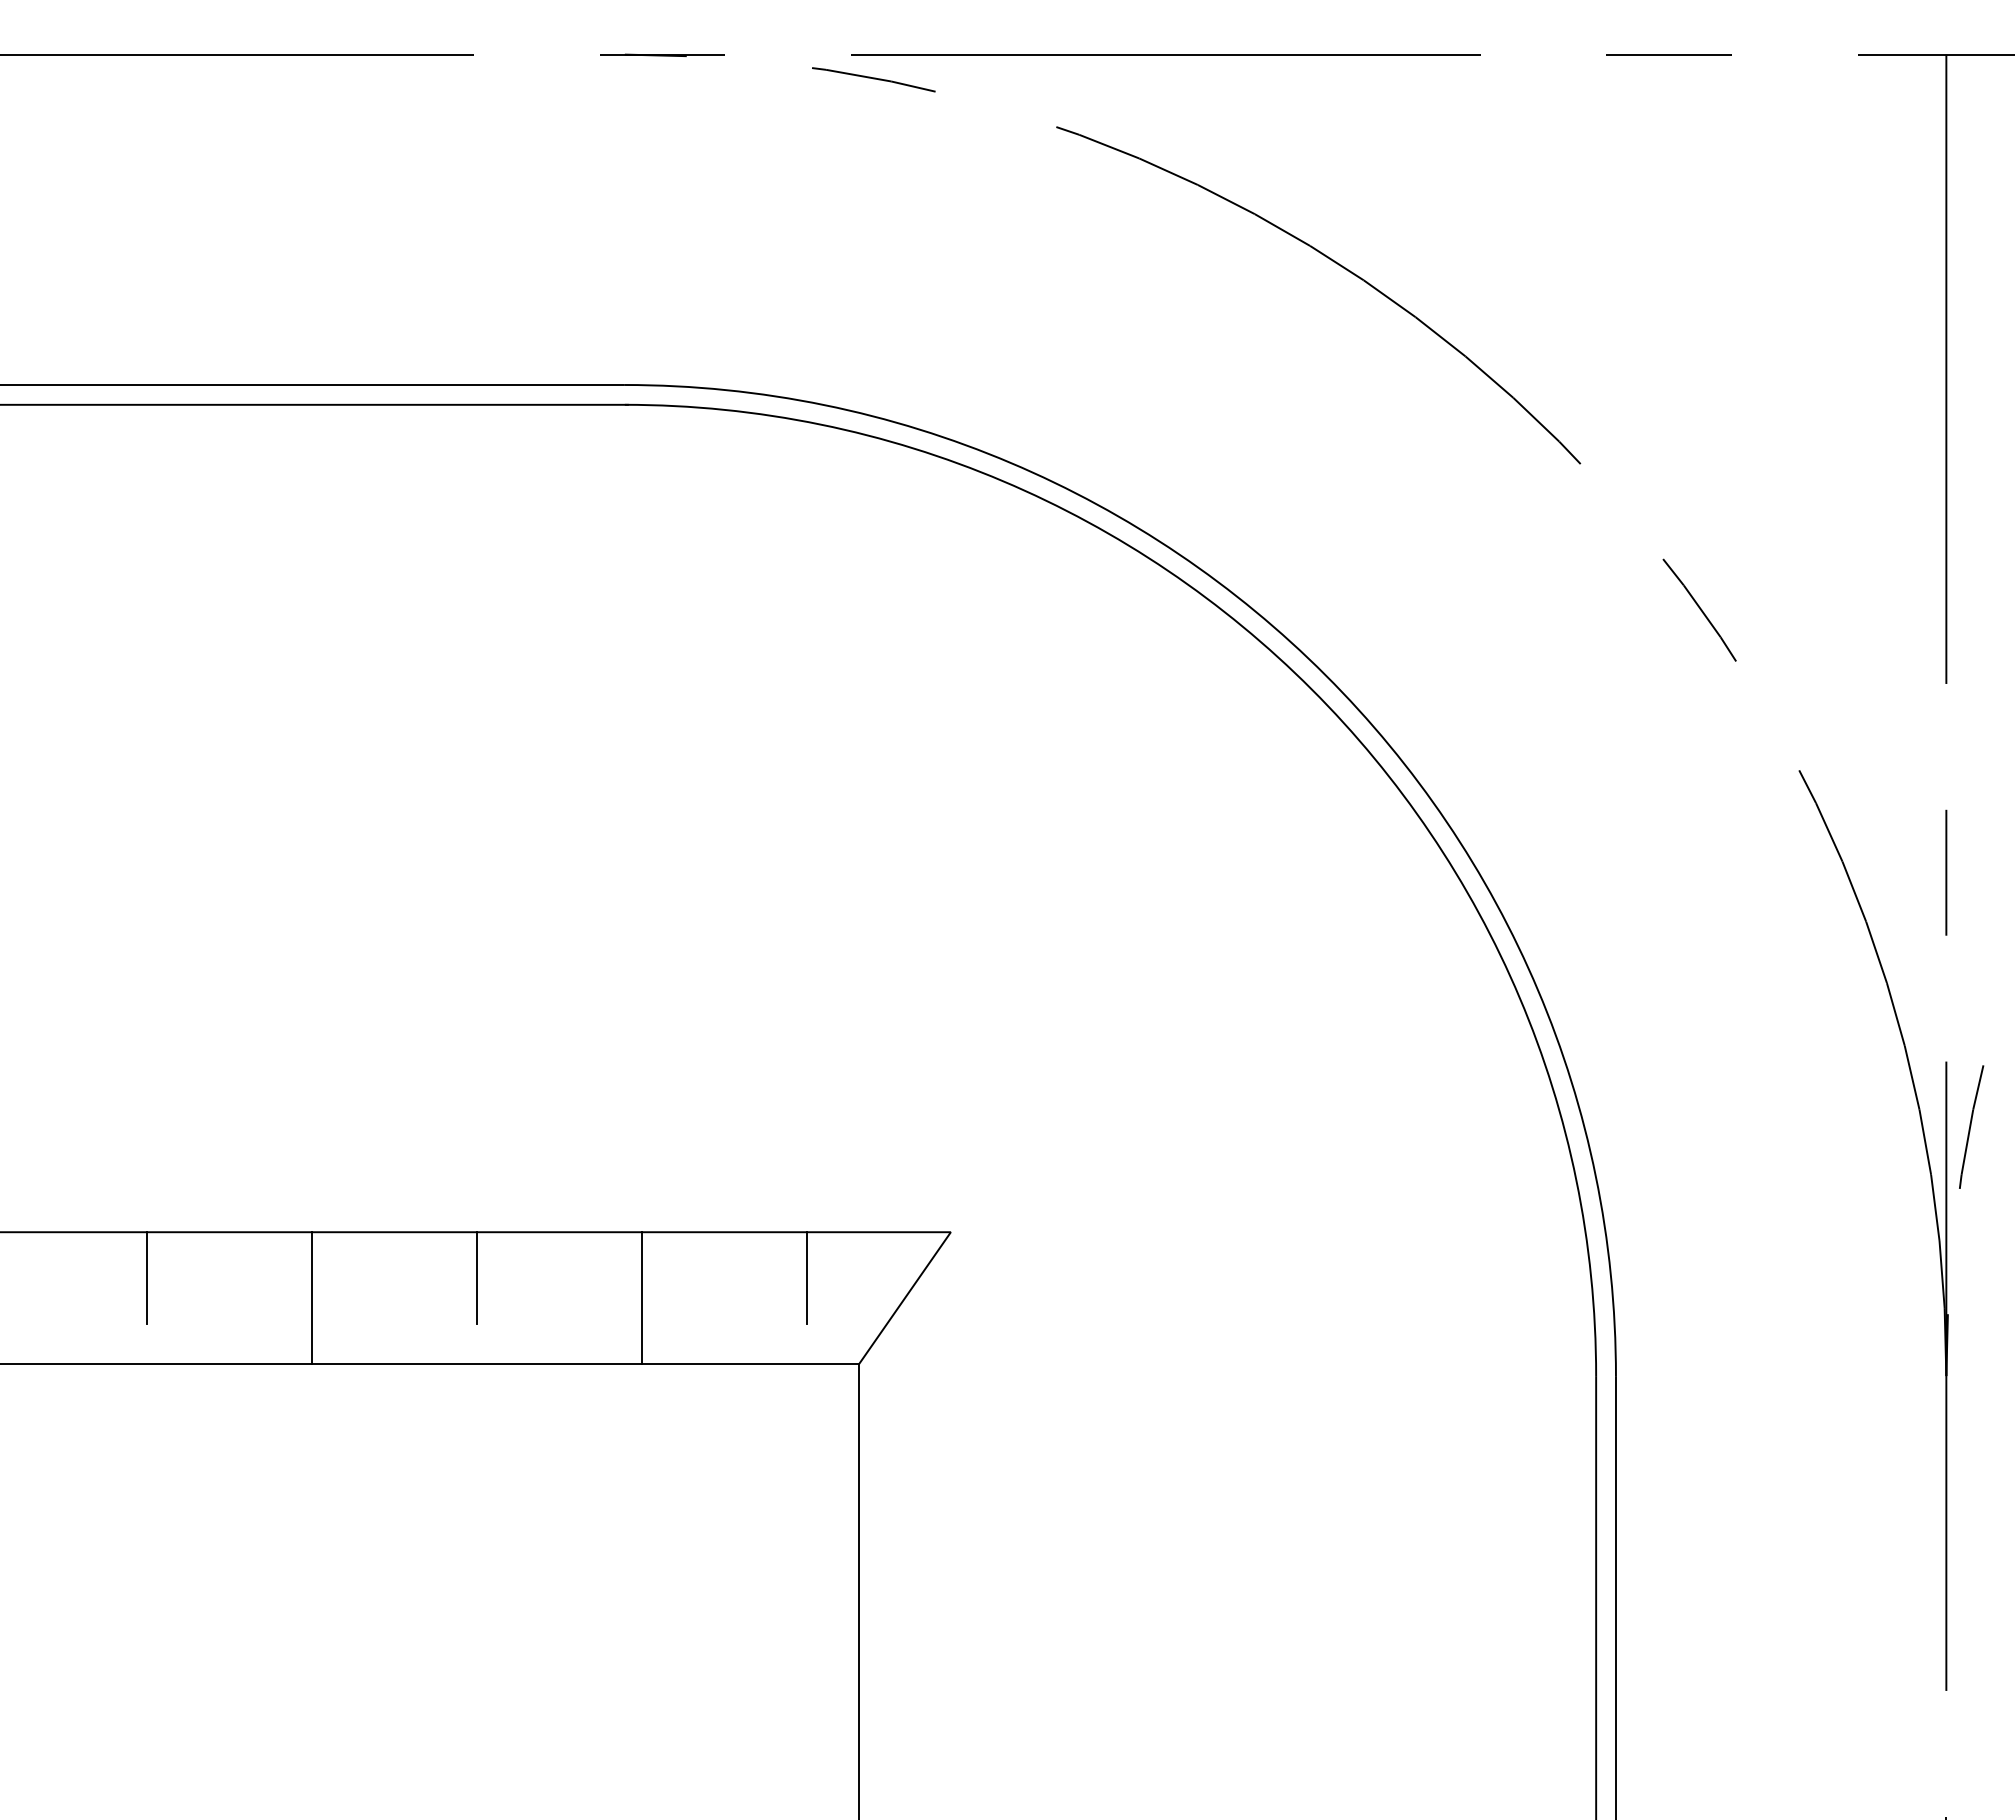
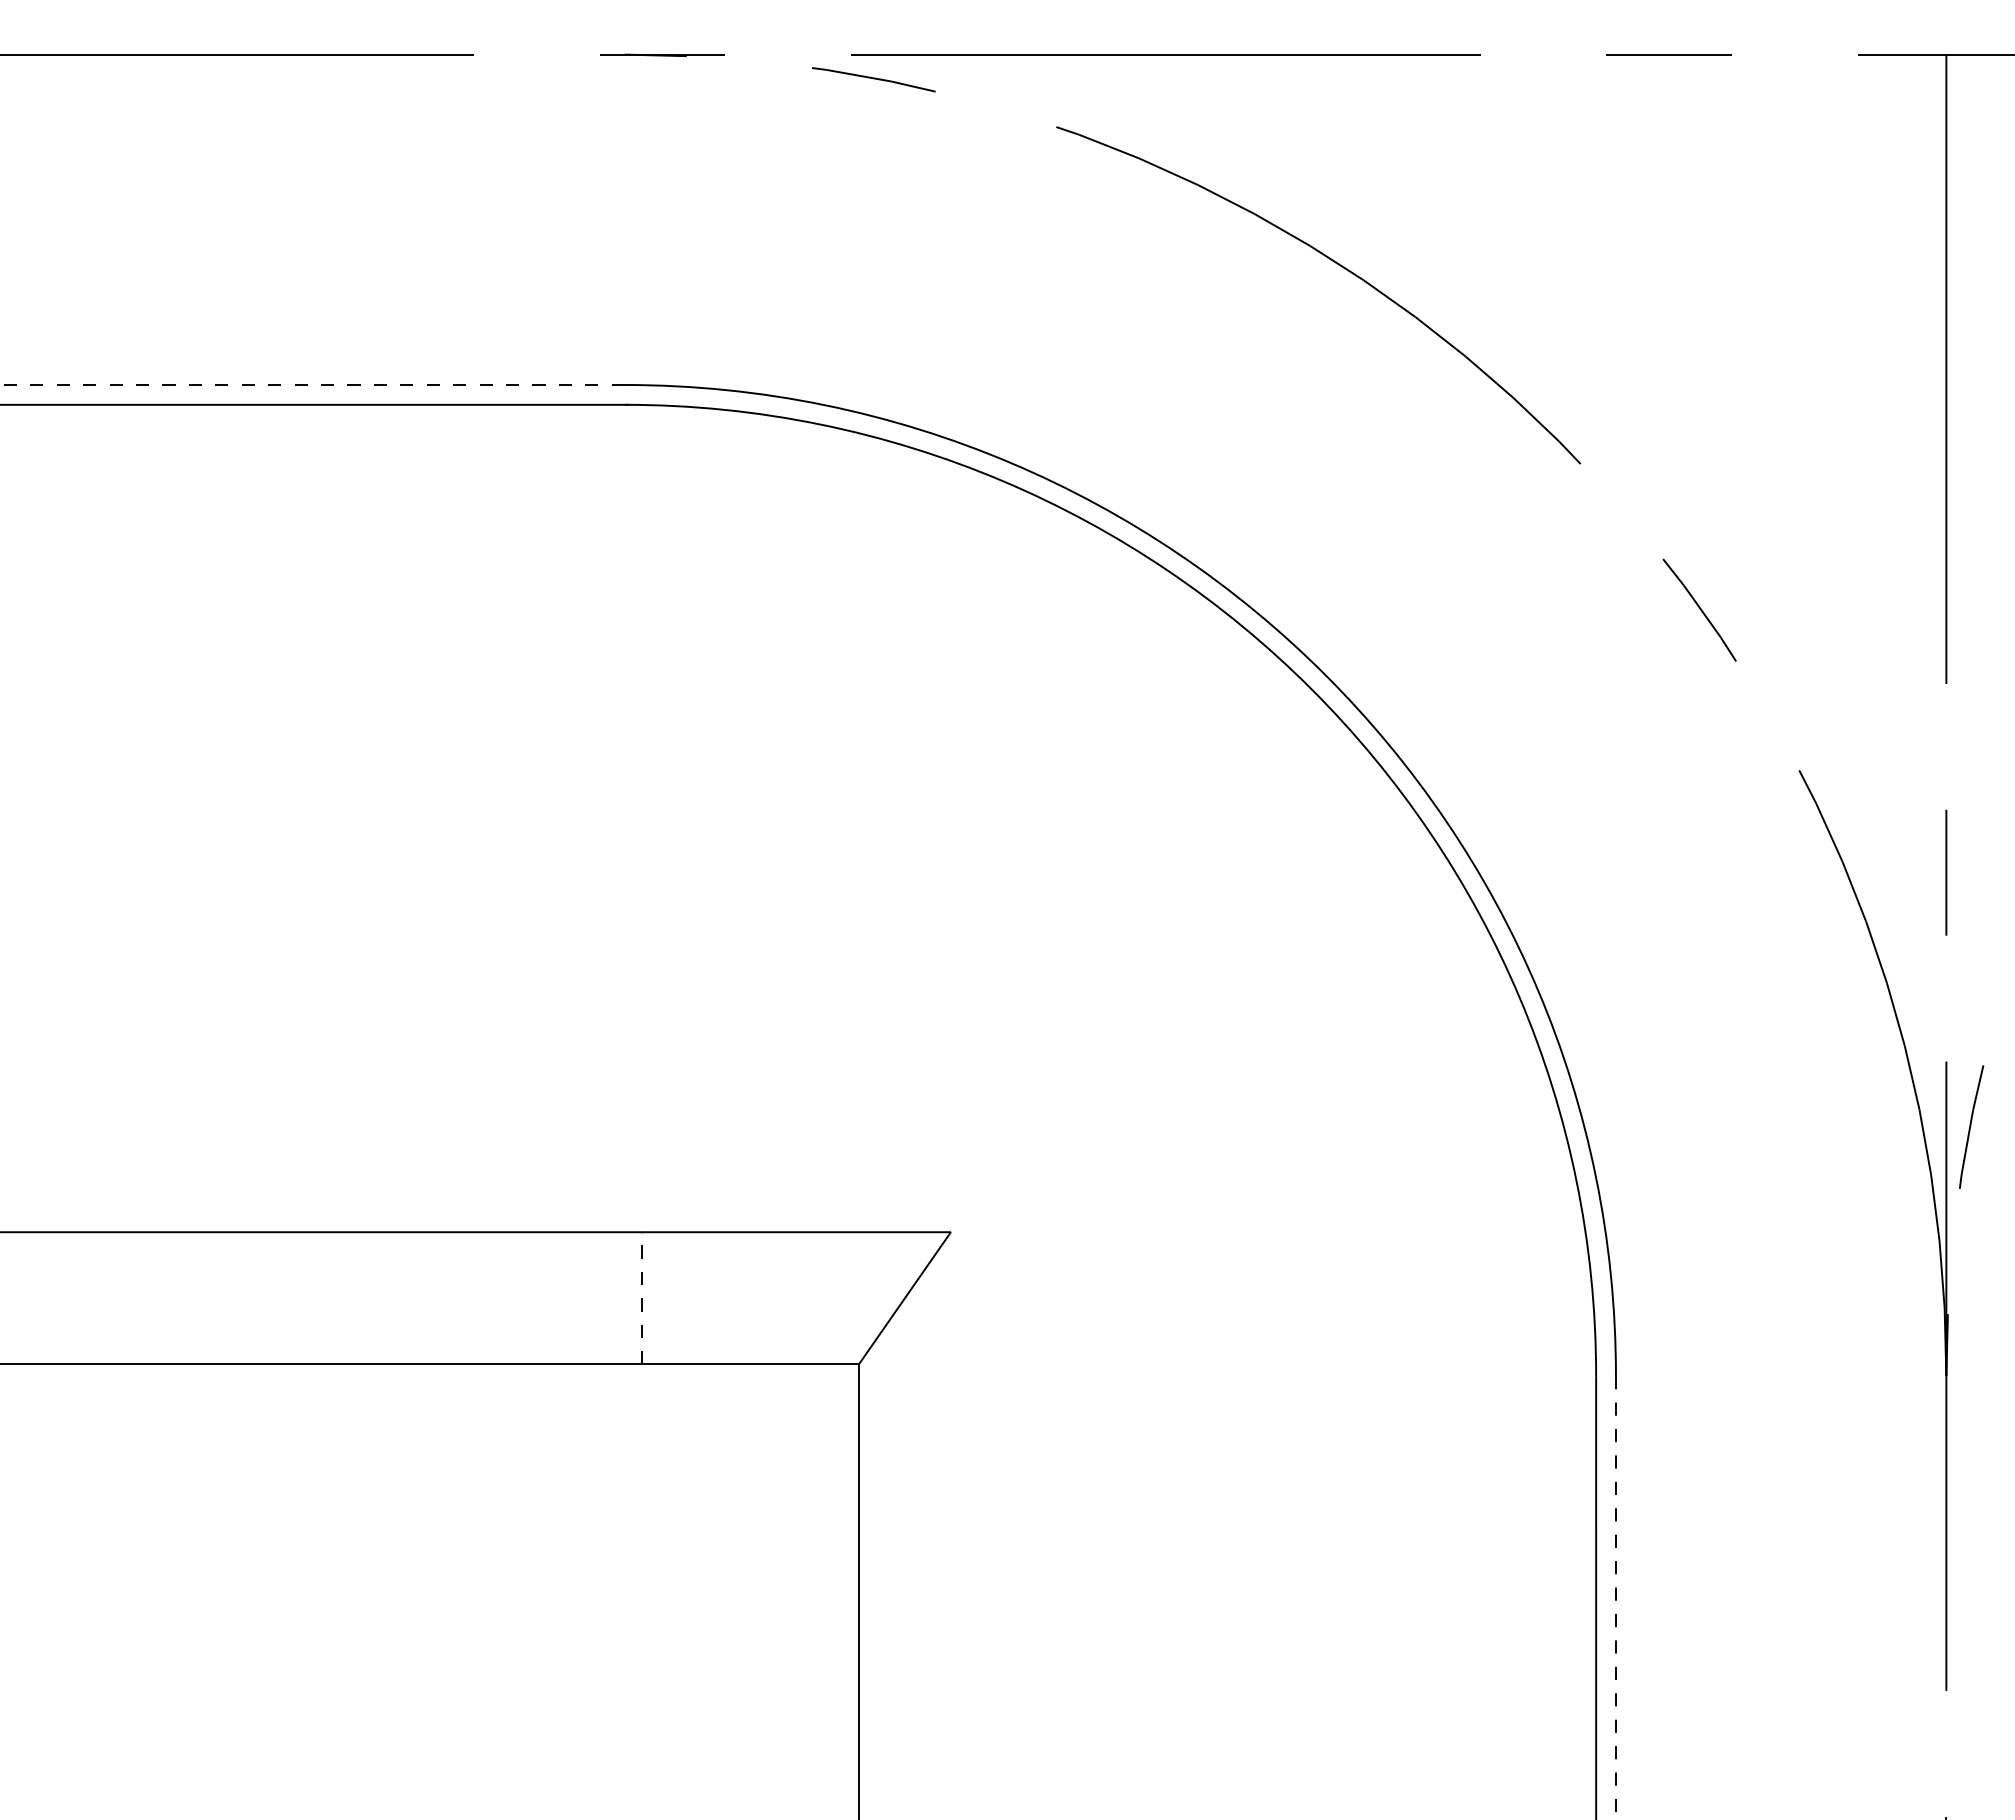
line: solid -> dashed (311, 385)
line: present -> none (146, 1277)
line: present -> none (476, 1277)
line: present -> none (807, 1277)
line: solid -> dashed (642, 1297)
line: present -> none (311, 1298)
line: solid -> dashed (1615, 1597)
